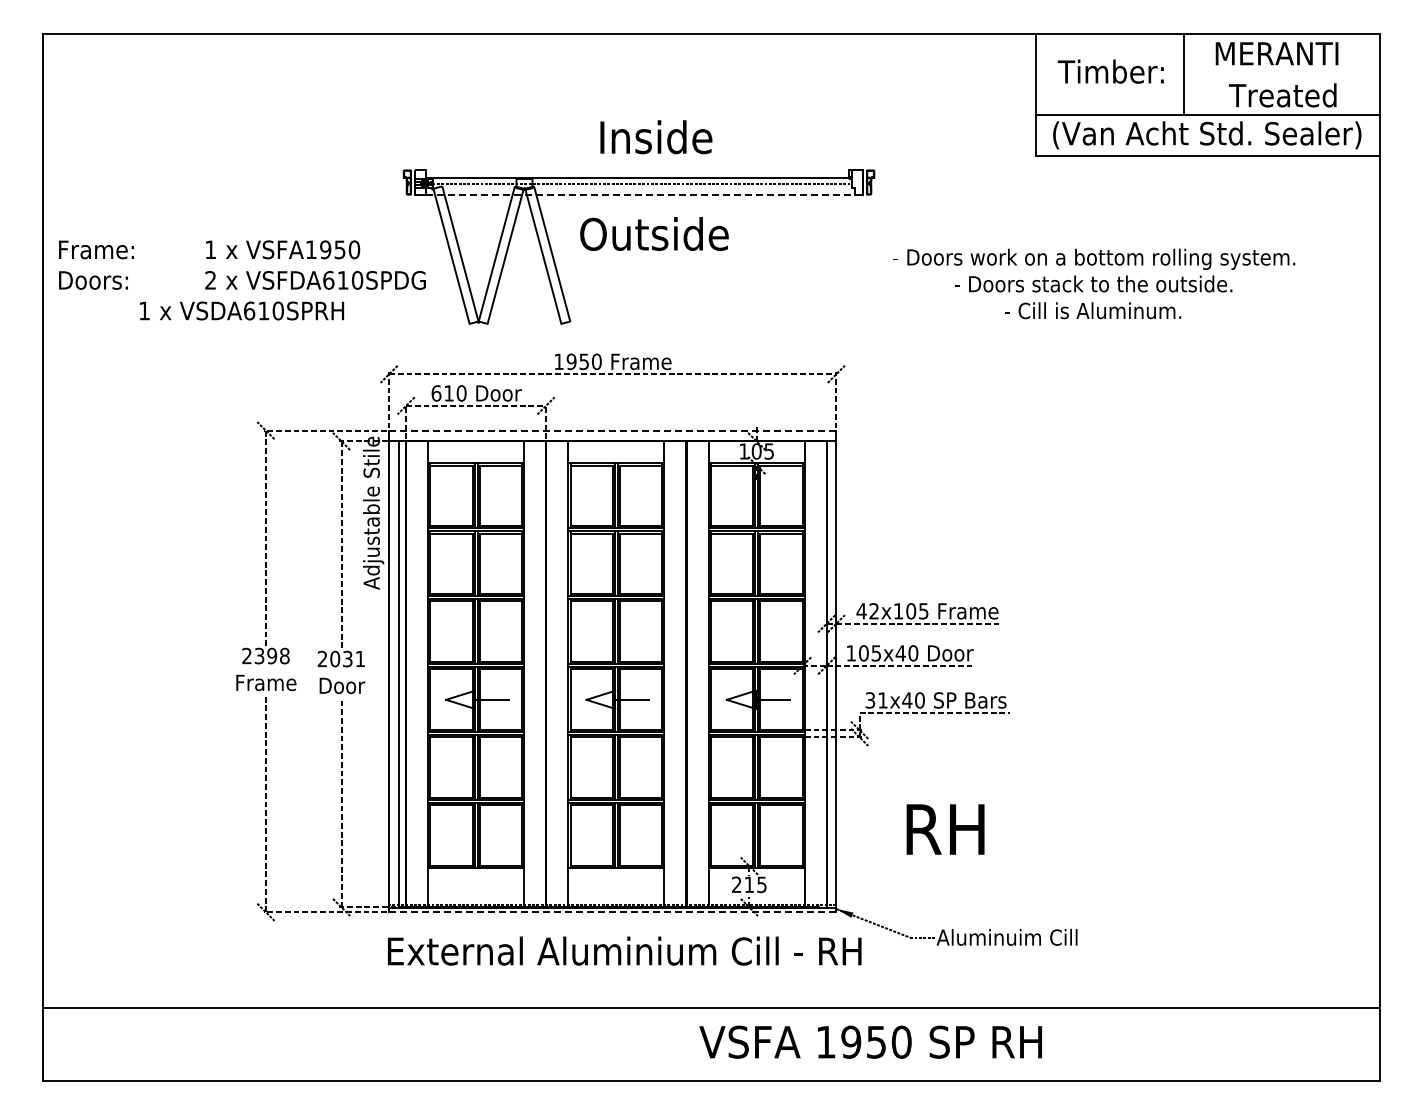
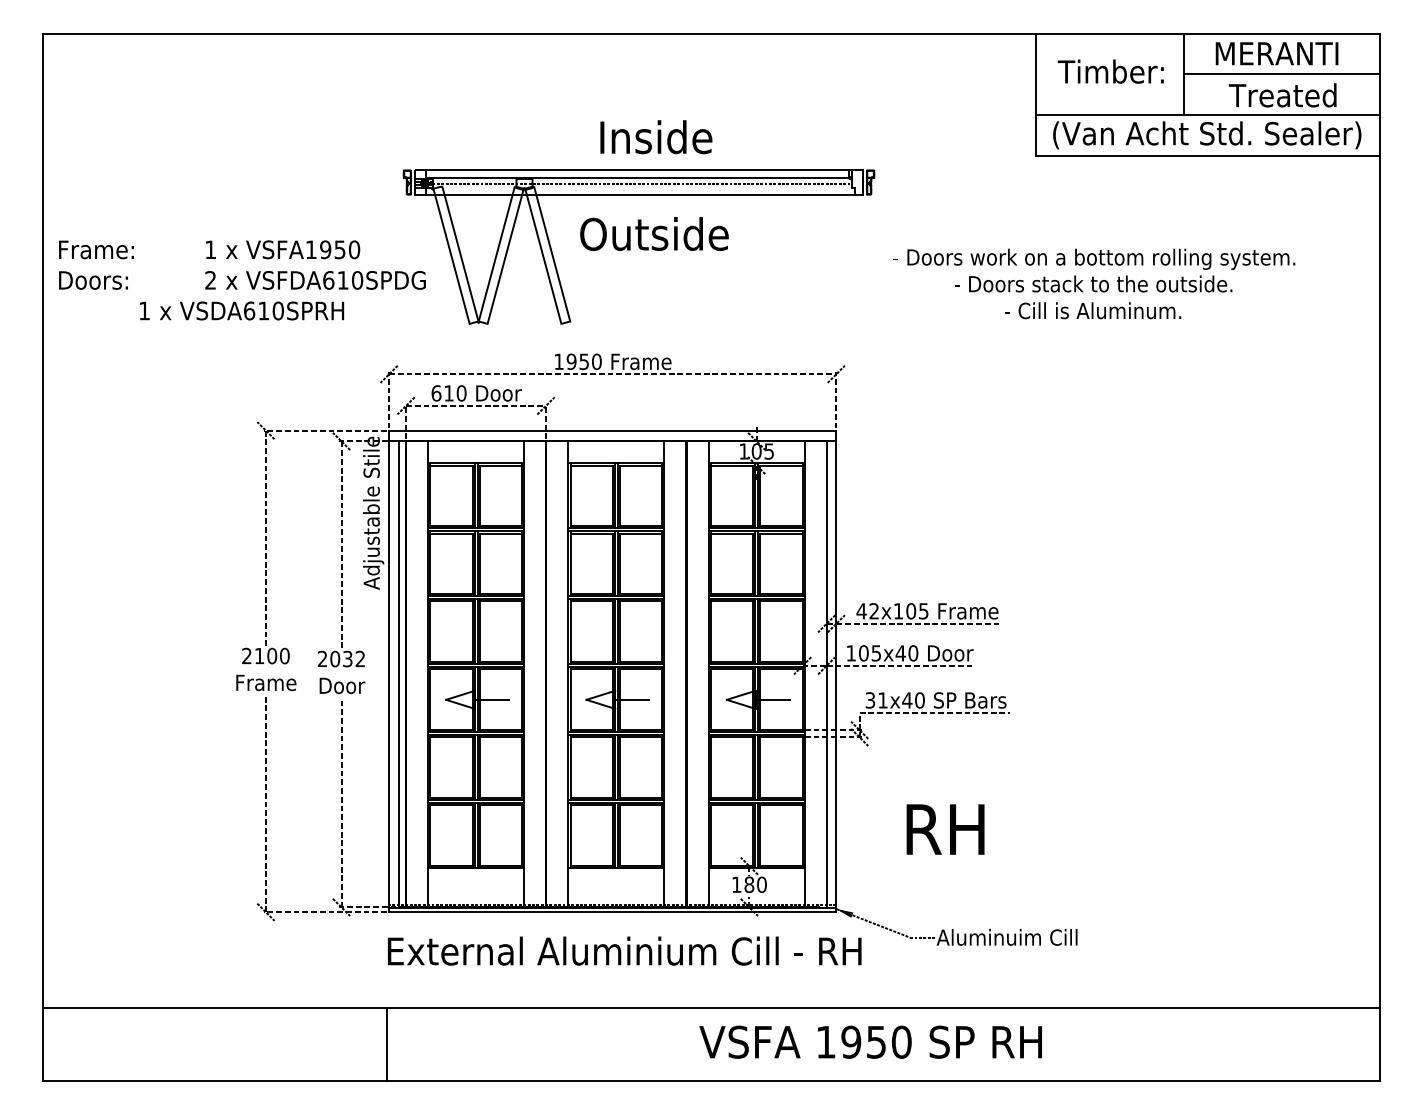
line: none -> present (1282, 74)
line: none -> present (637, 170)
line: dashed -> solid (640, 194)
line: dashed -> solid (612, 430)
text: 2398 -> 2100 (271, 655)
text: 2031 -> 2032 (359, 658)
text: 215 -> 180 (749, 884)
line: dashed -> solid (612, 912)
line: none -> present (386, 1044)
